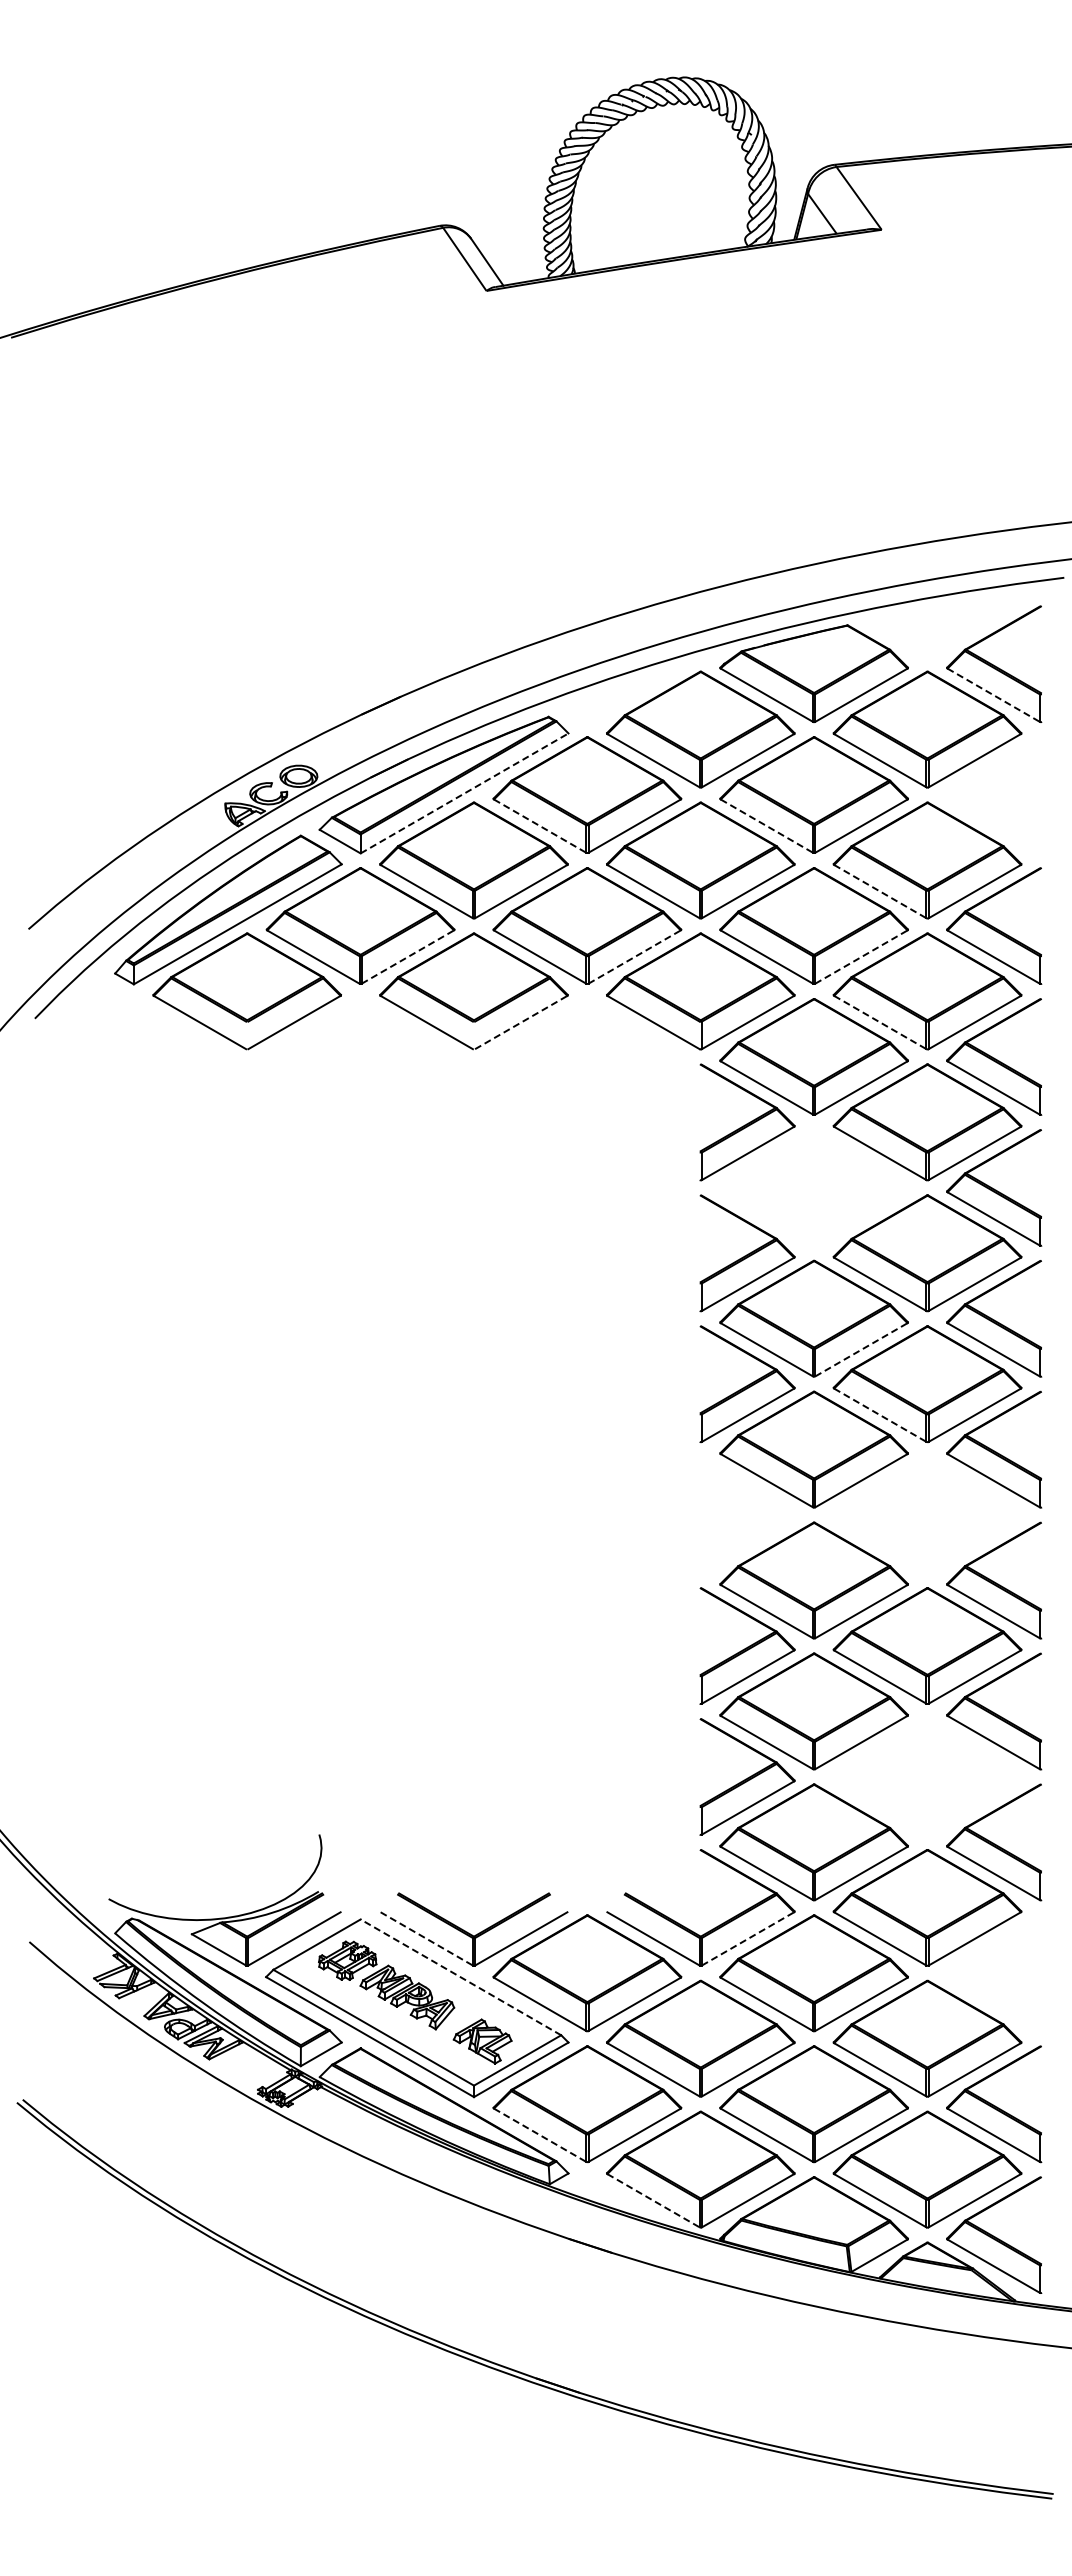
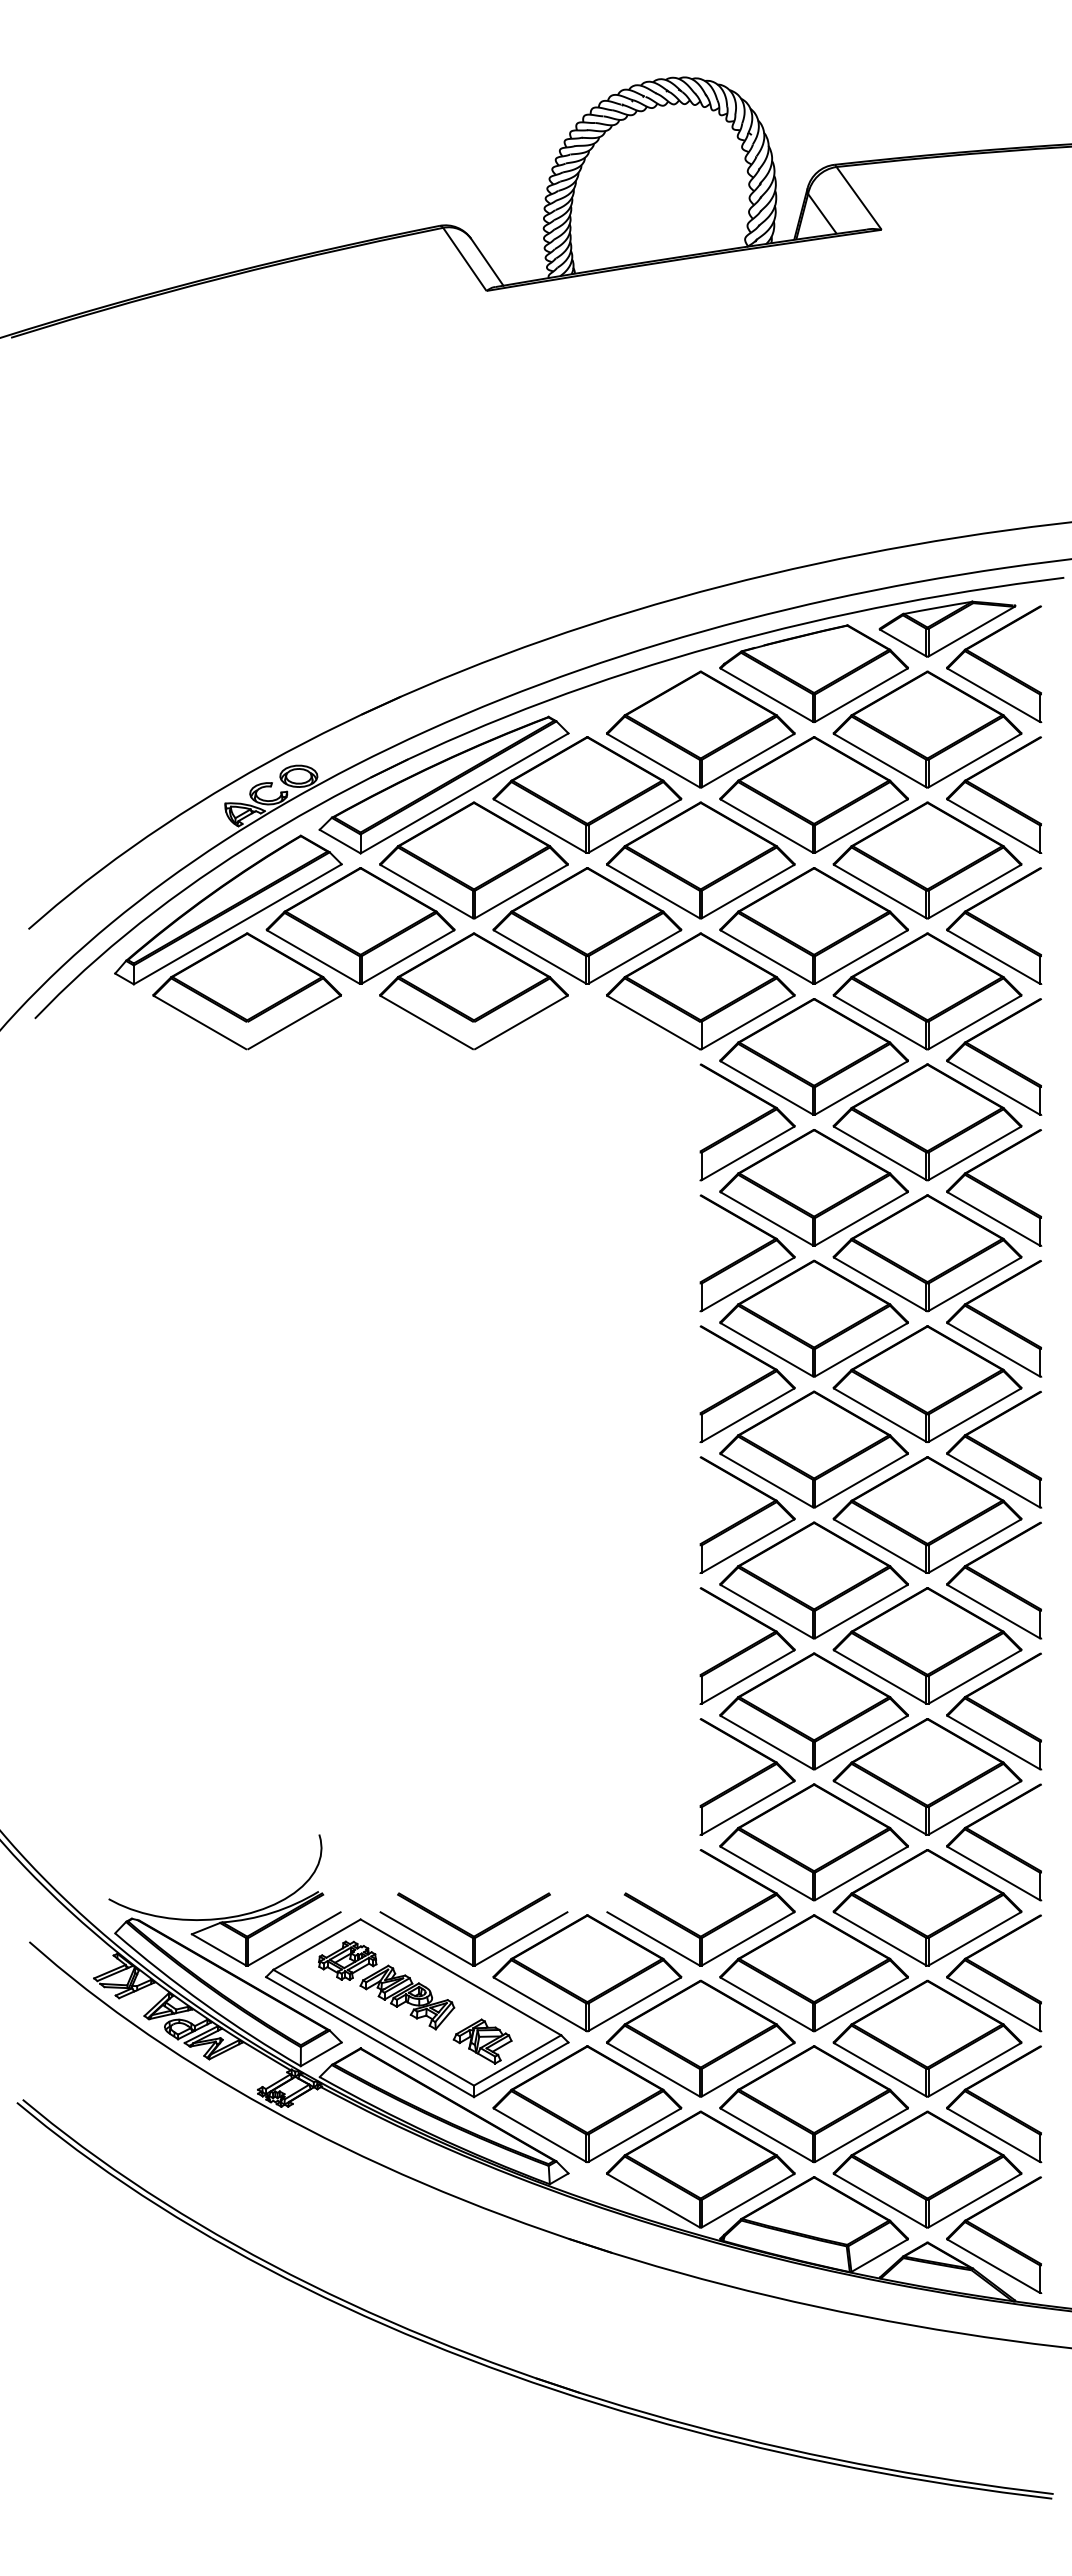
part: none -> present (947, 628)
line: dashed -> solid (994, 695)
line: dashed -> solid (465, 793)
part: none -> present (994, 794)
line: dashed -> solid (540, 826)
line: dashed -> solid (767, 826)
line: dashed -> solid (880, 891)
line: dashed -> solid (408, 956)
line: dashed -> solid (635, 956)
line: dashed -> solid (861, 956)
line: dashed -> solid (521, 1022)
line: dashed -> solid (880, 1022)
part: none -> present (813, 1187)
line: dashed -> solid (861, 1349)
line: dashed -> solid (880, 1415)
part: none -> present (747, 1514)
part: none -> present (927, 1514)
part: none -> present (927, 1776)
line: dashed -> solid (748, 1938)
line: dashed -> solid (427, 1939)
part: none -> present (994, 1973)
line: dashed -> solid (460, 1977)
line: dashed -> solid (540, 2135)
line: dashed -> solid (653, 2200)
